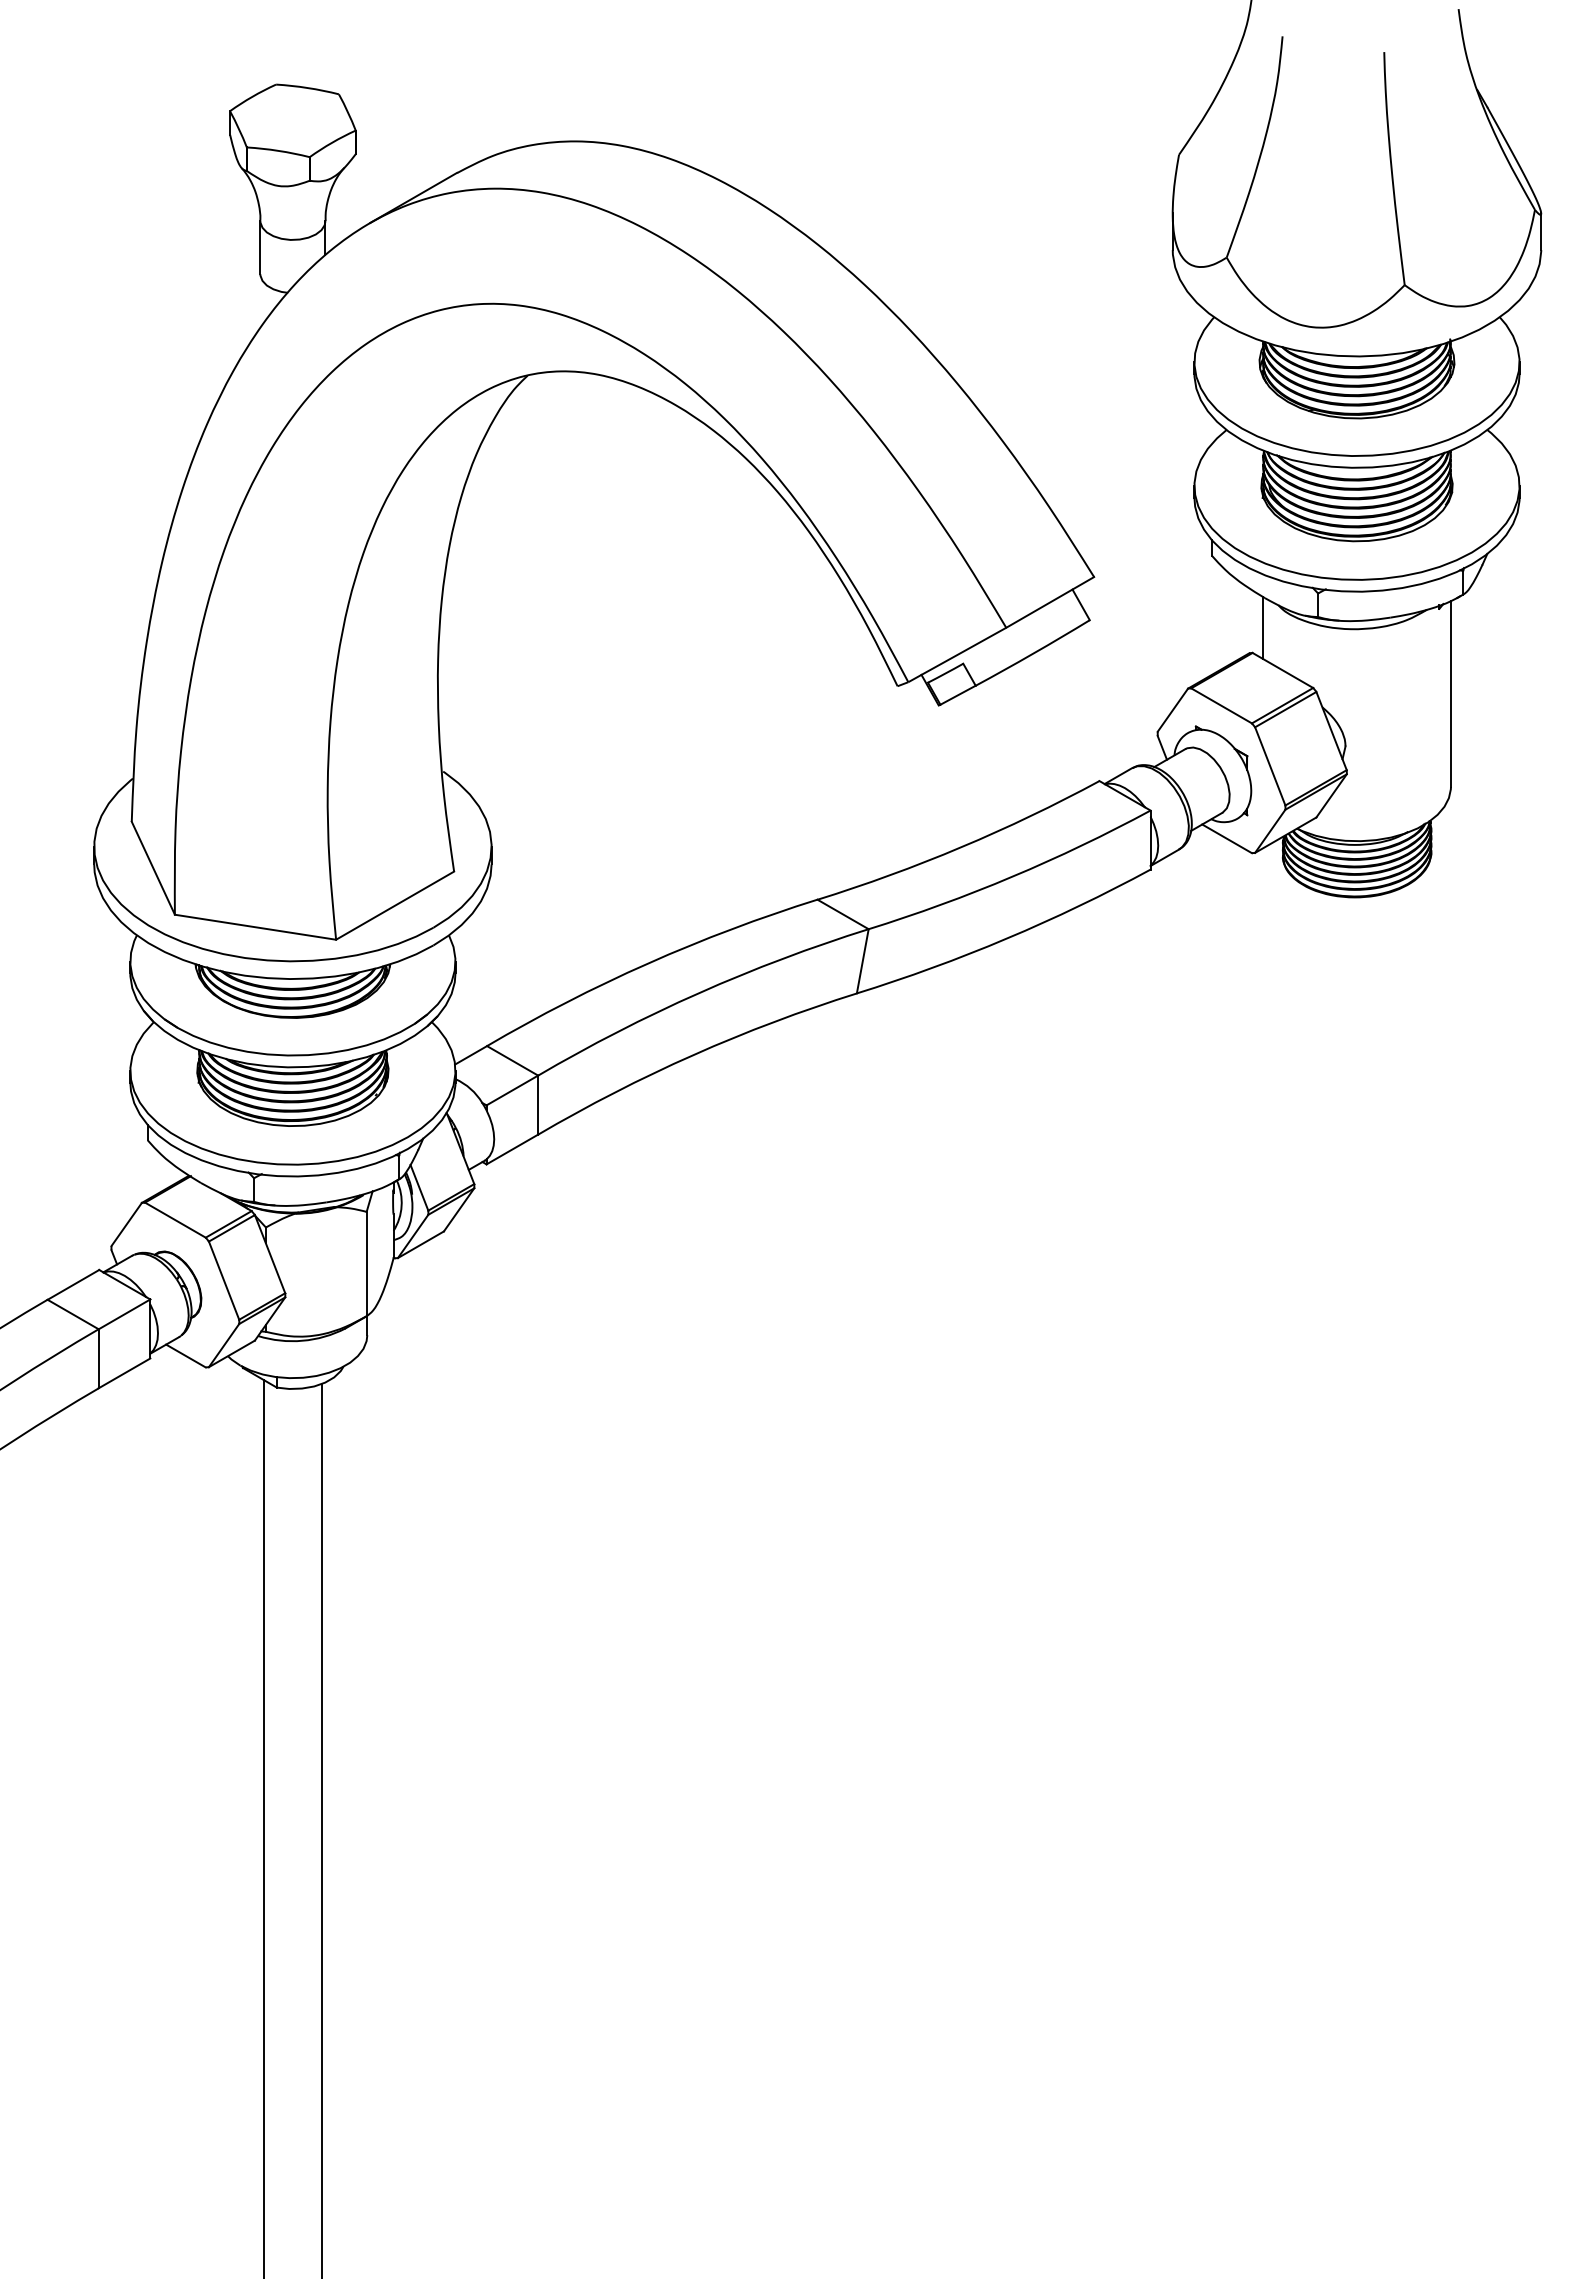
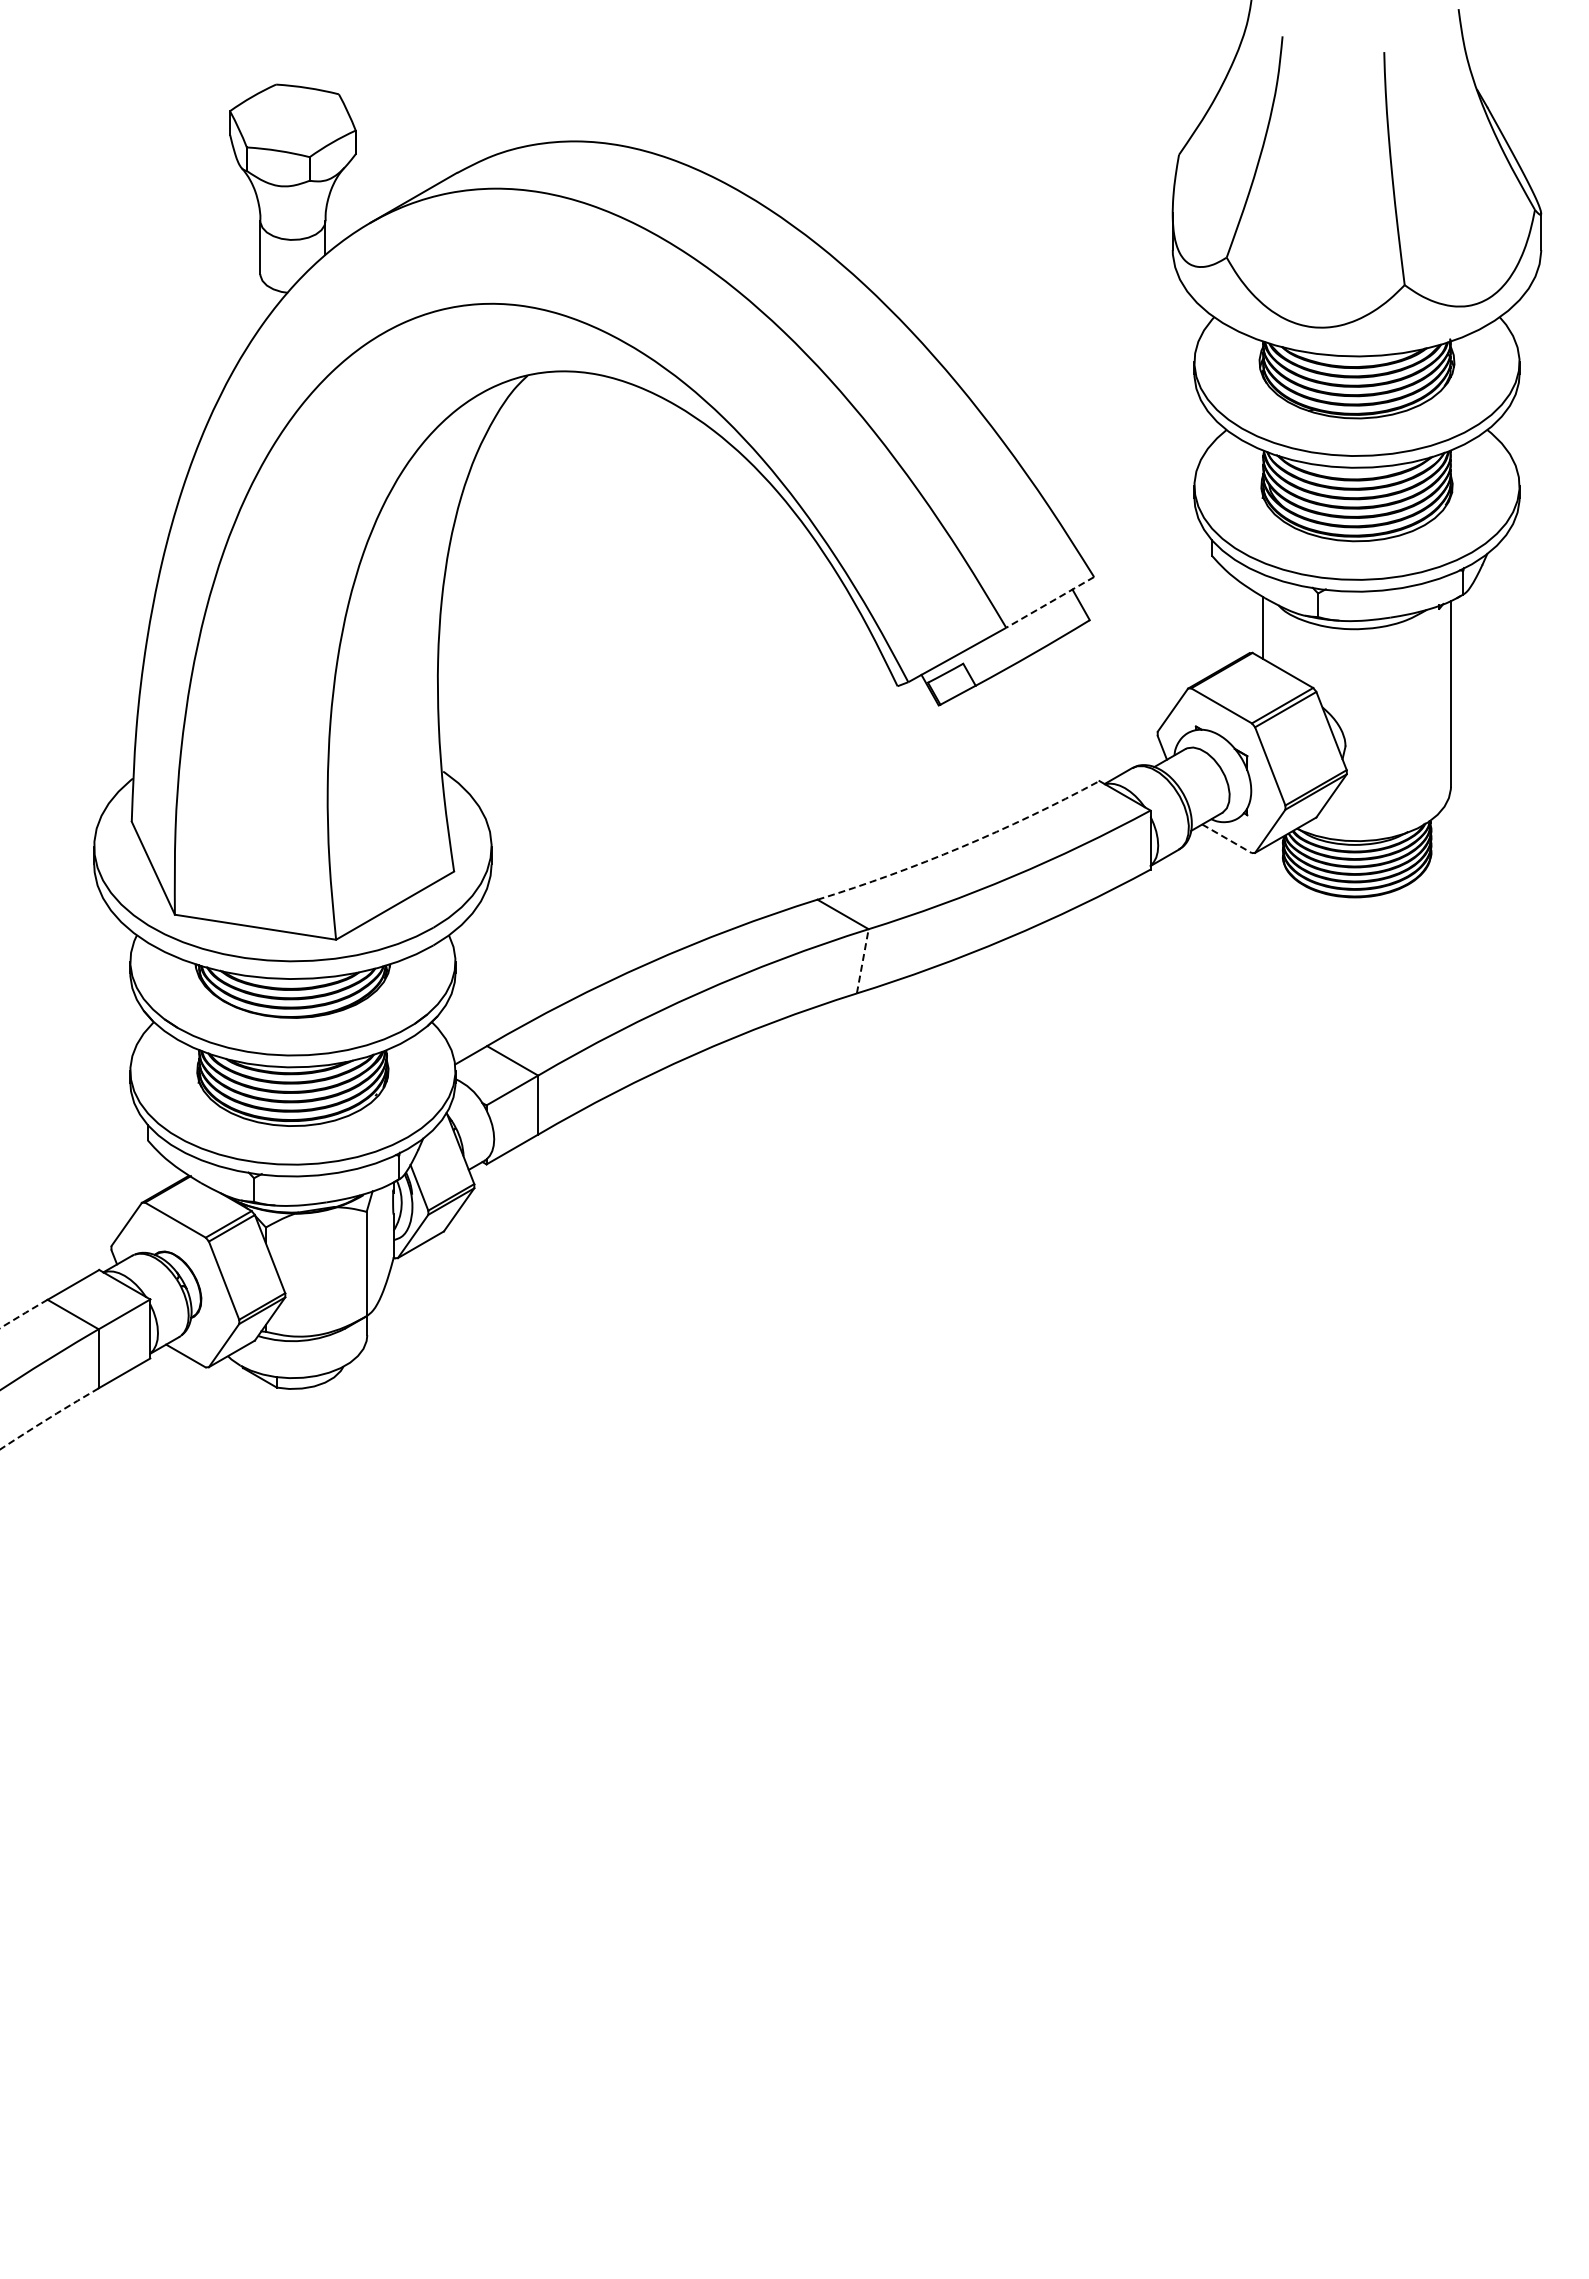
line: solid -> dashed (1050, 602)
line: solid -> dashed (1227, 838)
arc: solid -> dashed (961, 847)
line: solid -> dashed (862, 961)
arc: solid -> dashed (23, 1314)
arc: solid -> dashed (49, 1418)
line: present -> none (264, 1827)
line: present -> none (321, 1829)
